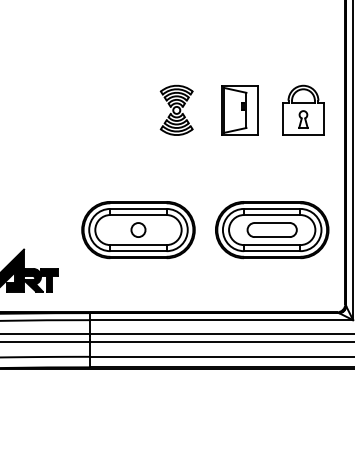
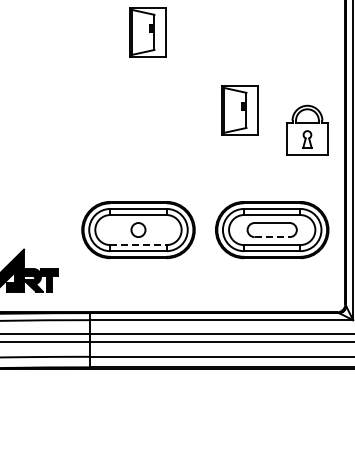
part: none -> present (147, 32)
part: present -> none (176, 109)
part position: (303, 109) -> (307, 129) (307, 129)
line: solid -> dashed (272, 237)
line: solid -> dashed (138, 245)
